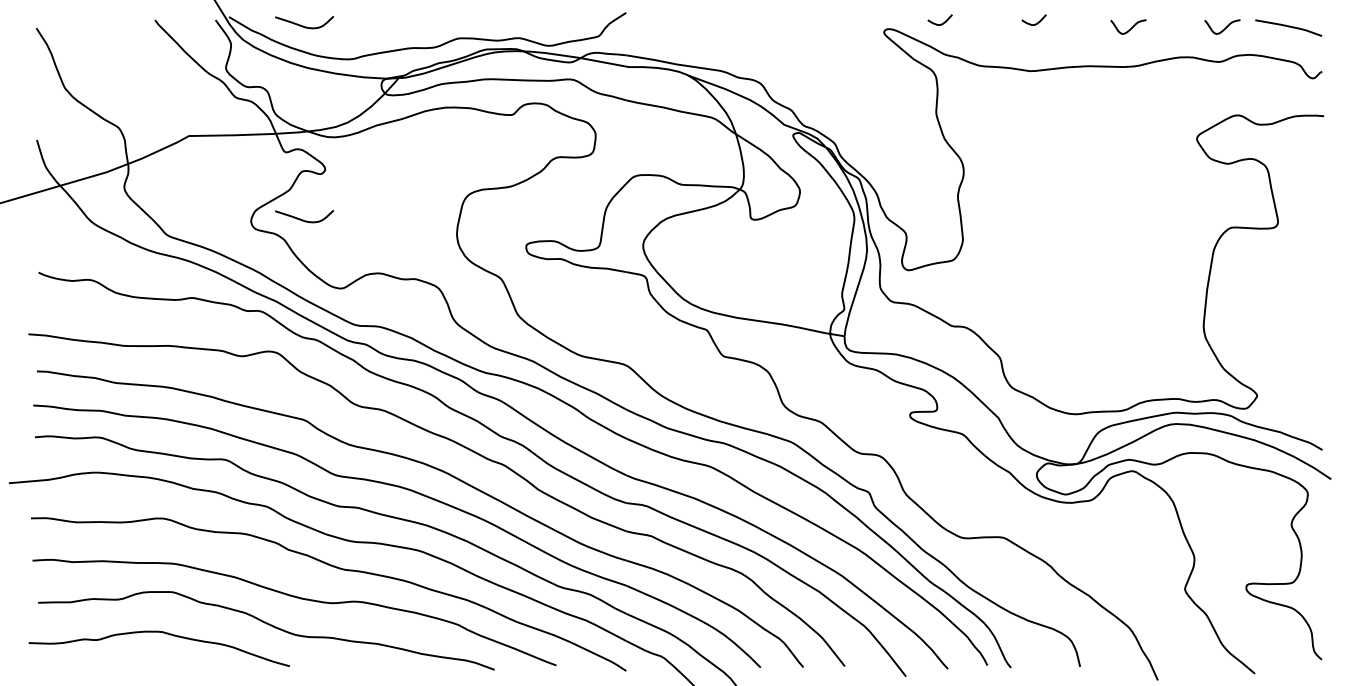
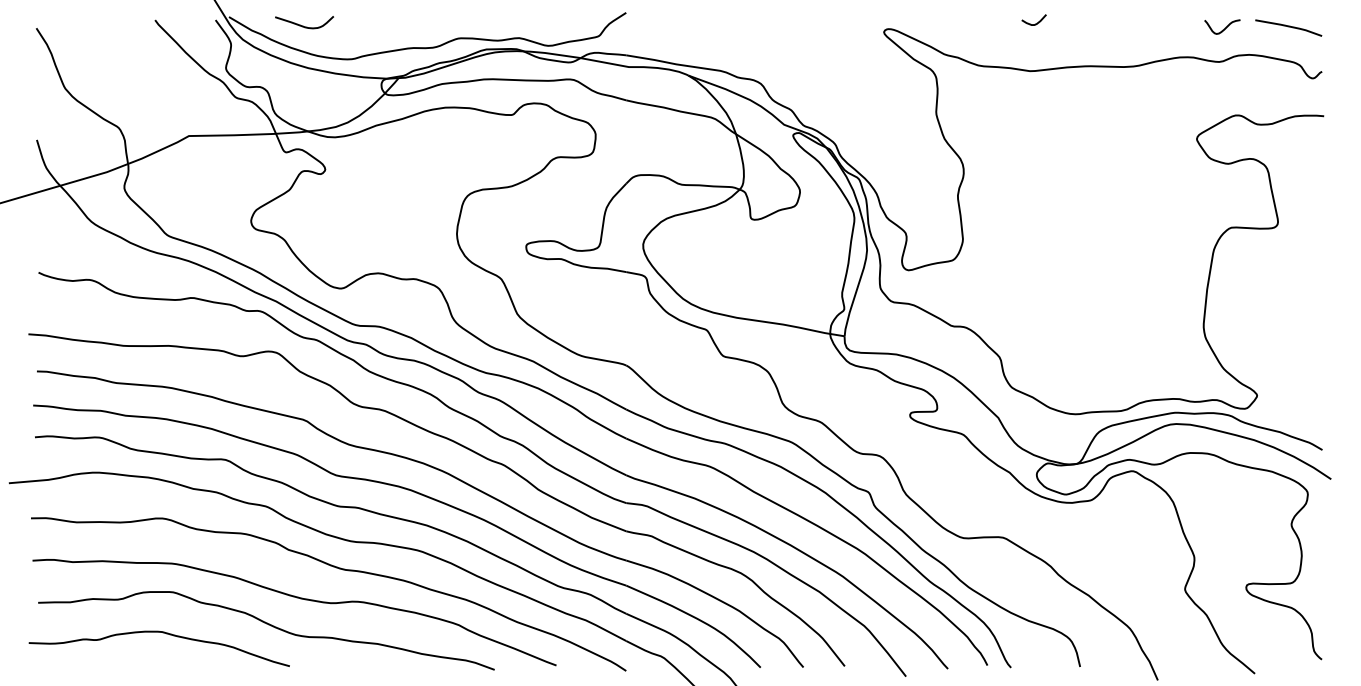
curve: present -> none (941, 23)
curve: present -> none (1130, 28)
curve: present -> none (303, 219)
